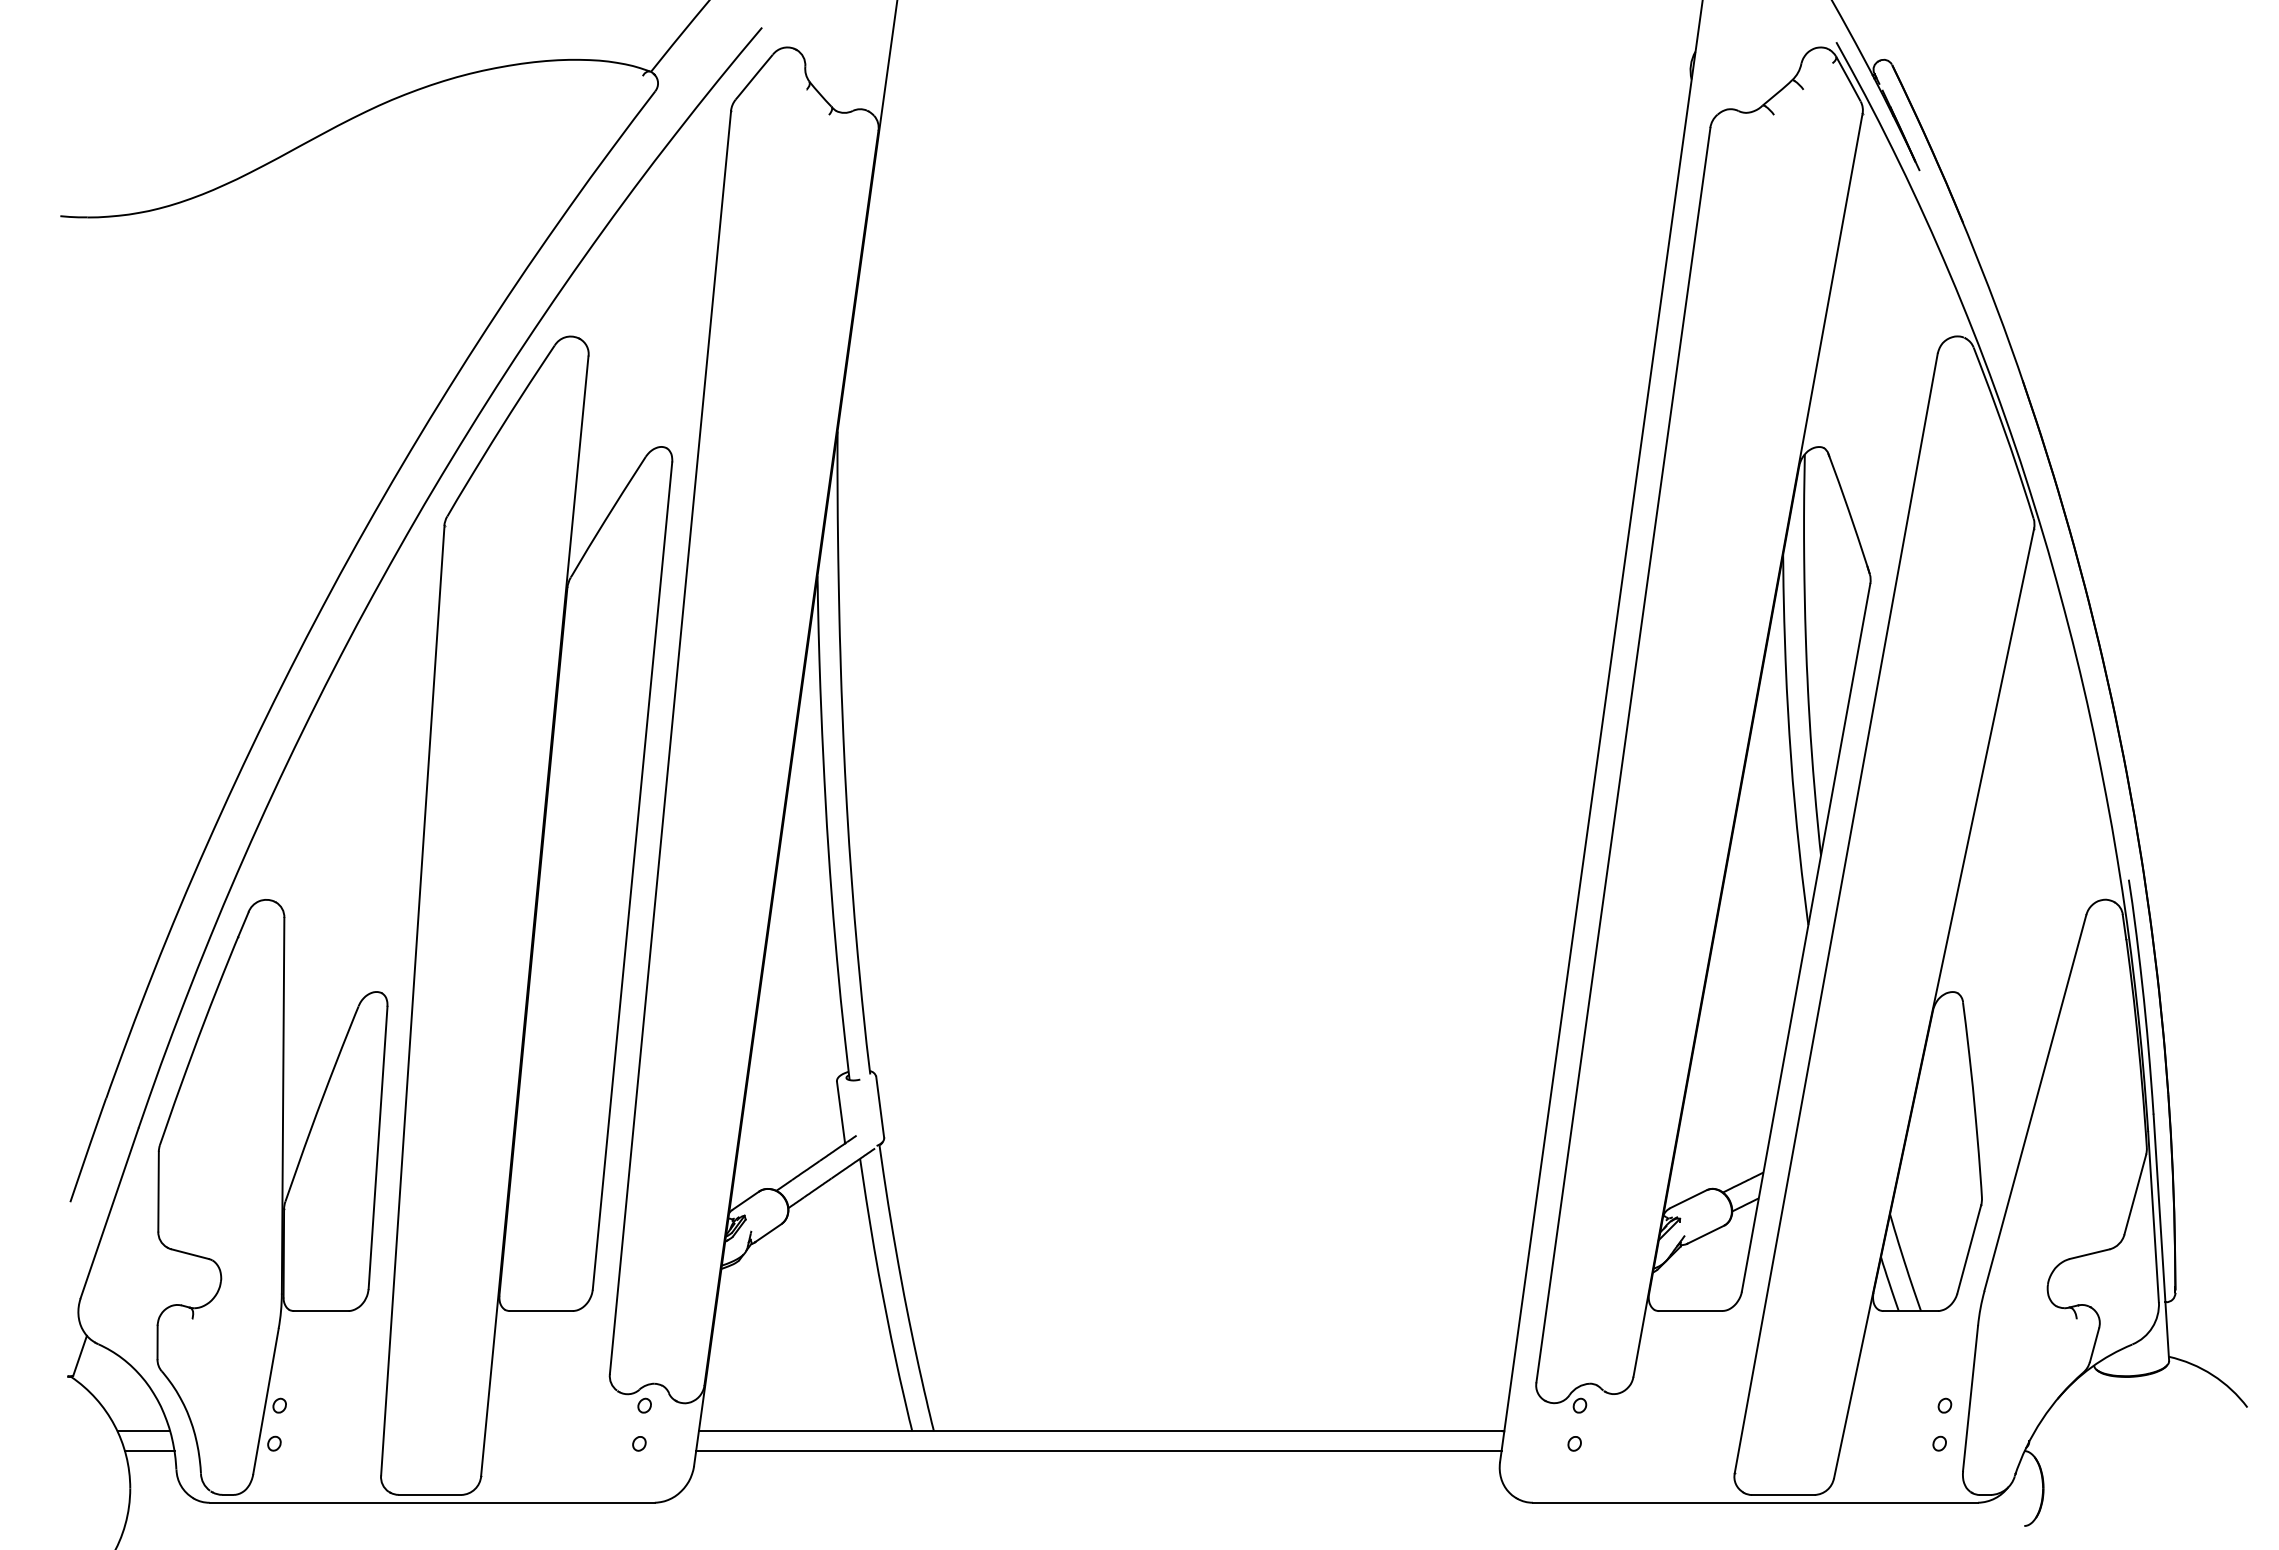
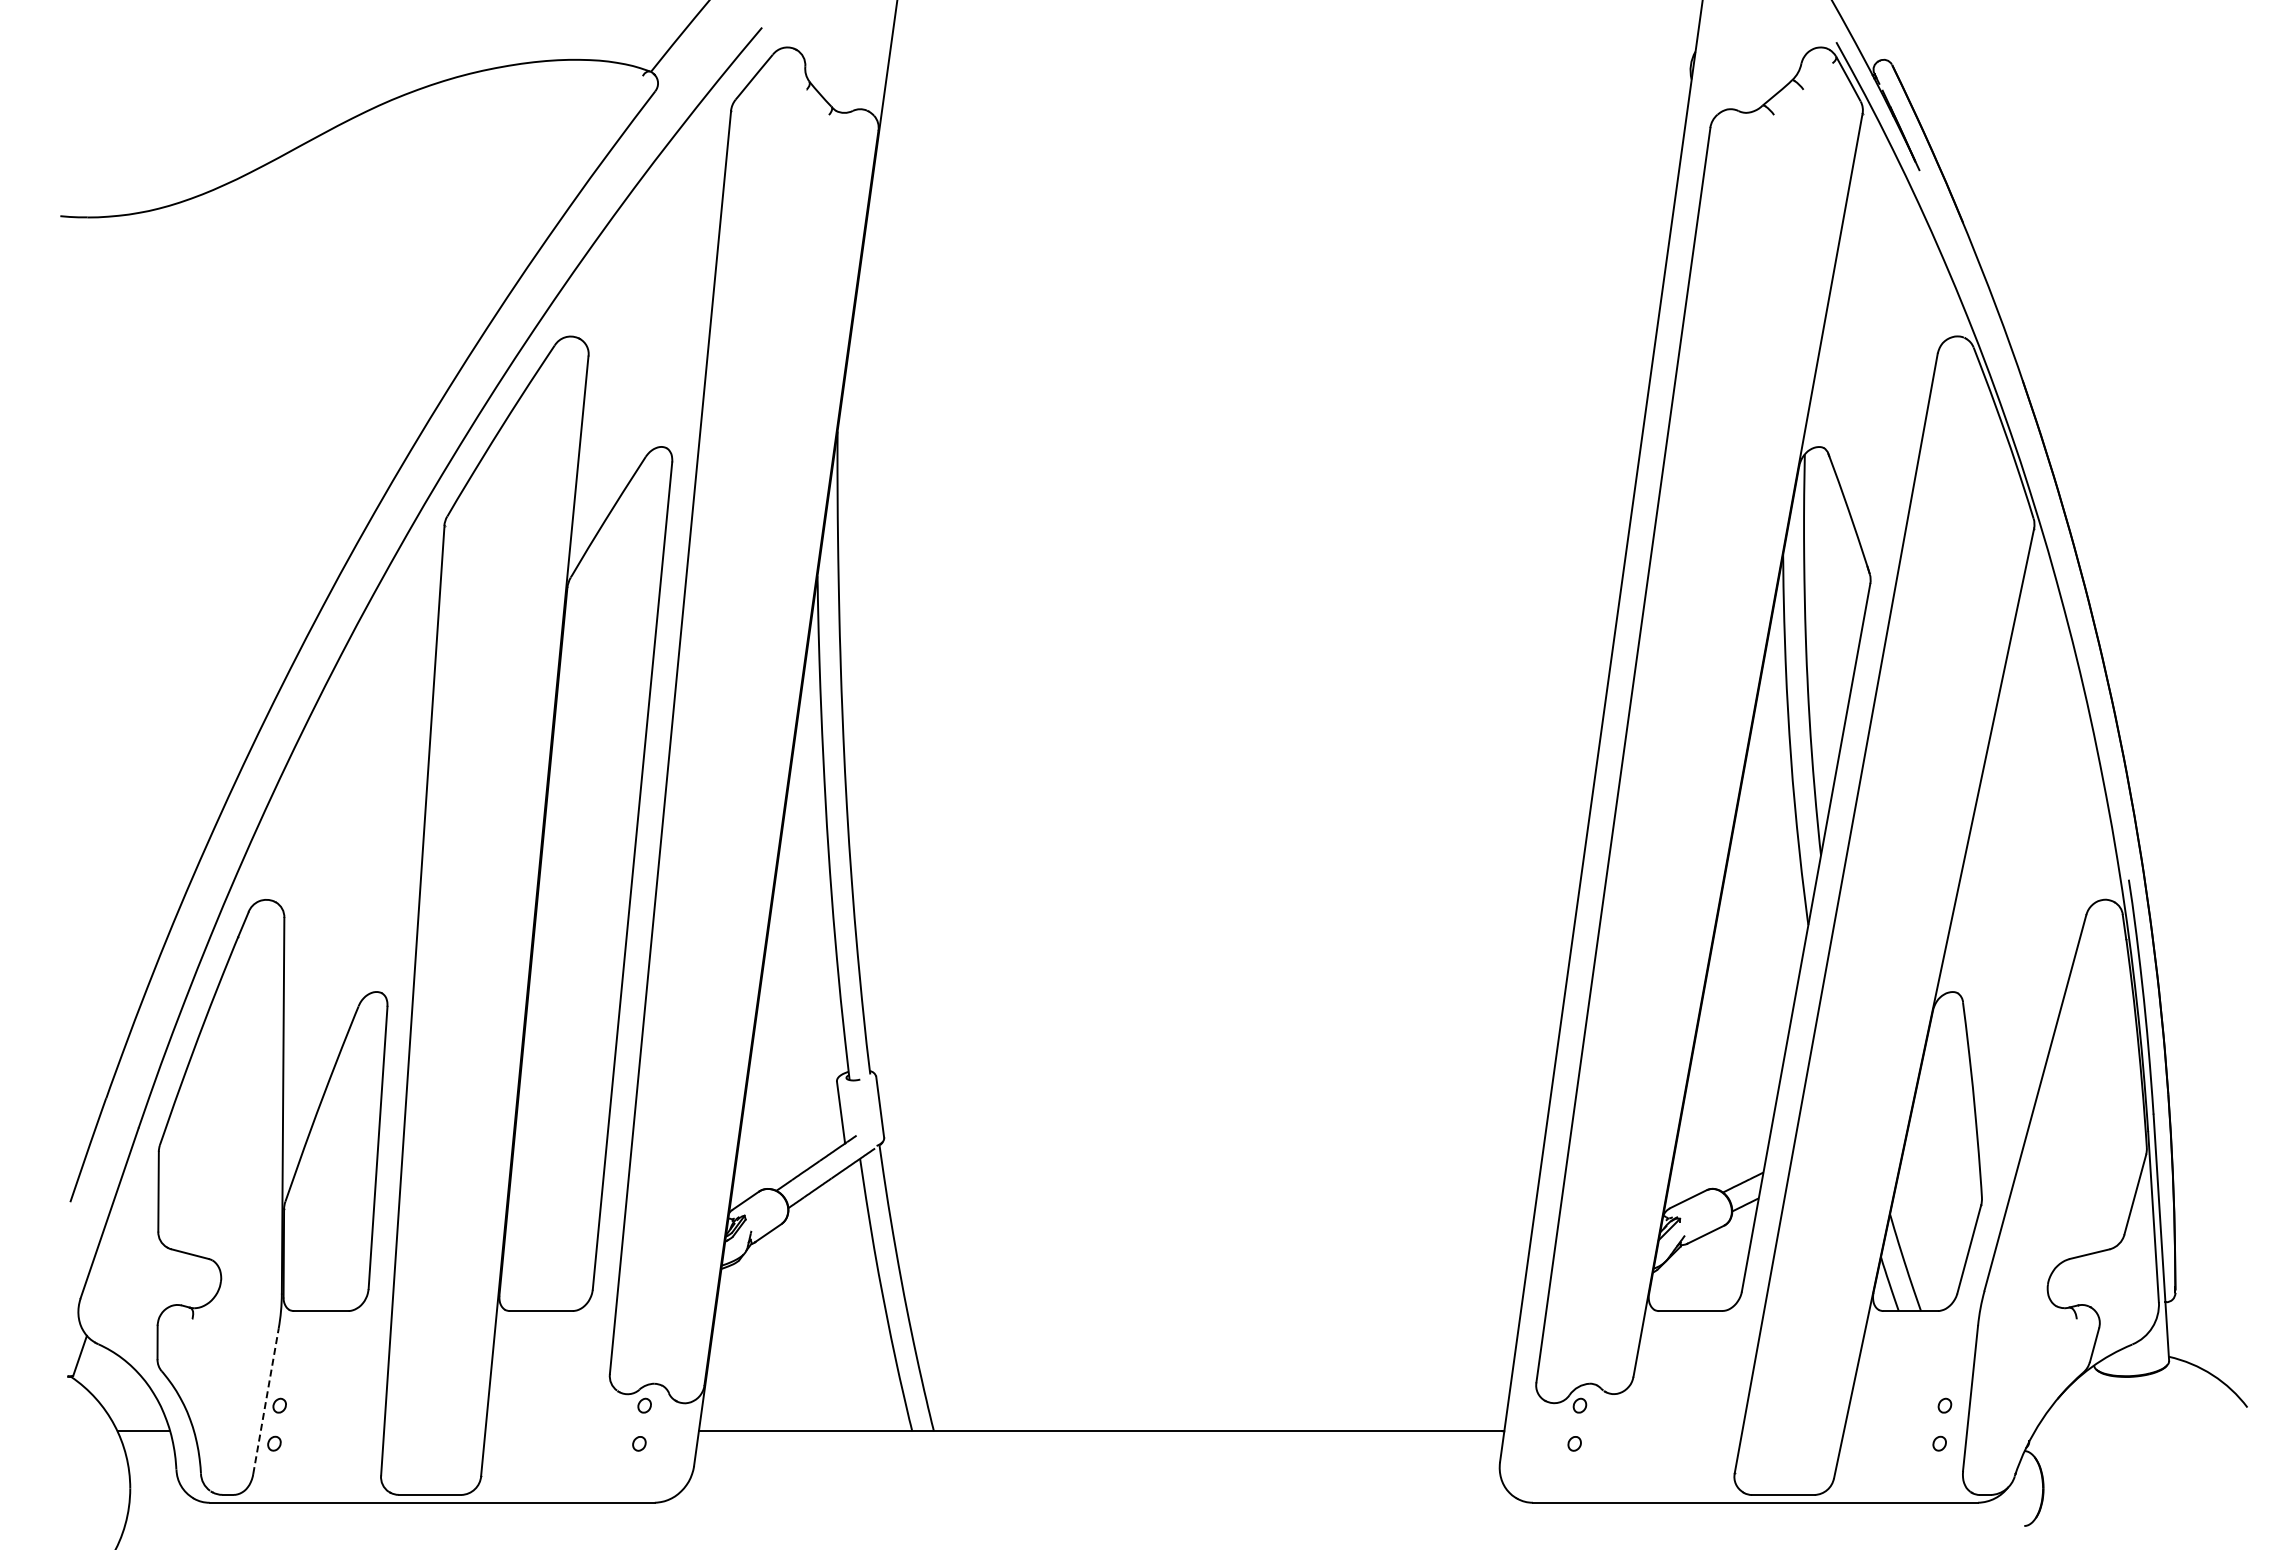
line: solid -> dashed (265, 1401)
line: present -> none (149, 1451)
line: present -> none (1098, 1451)
